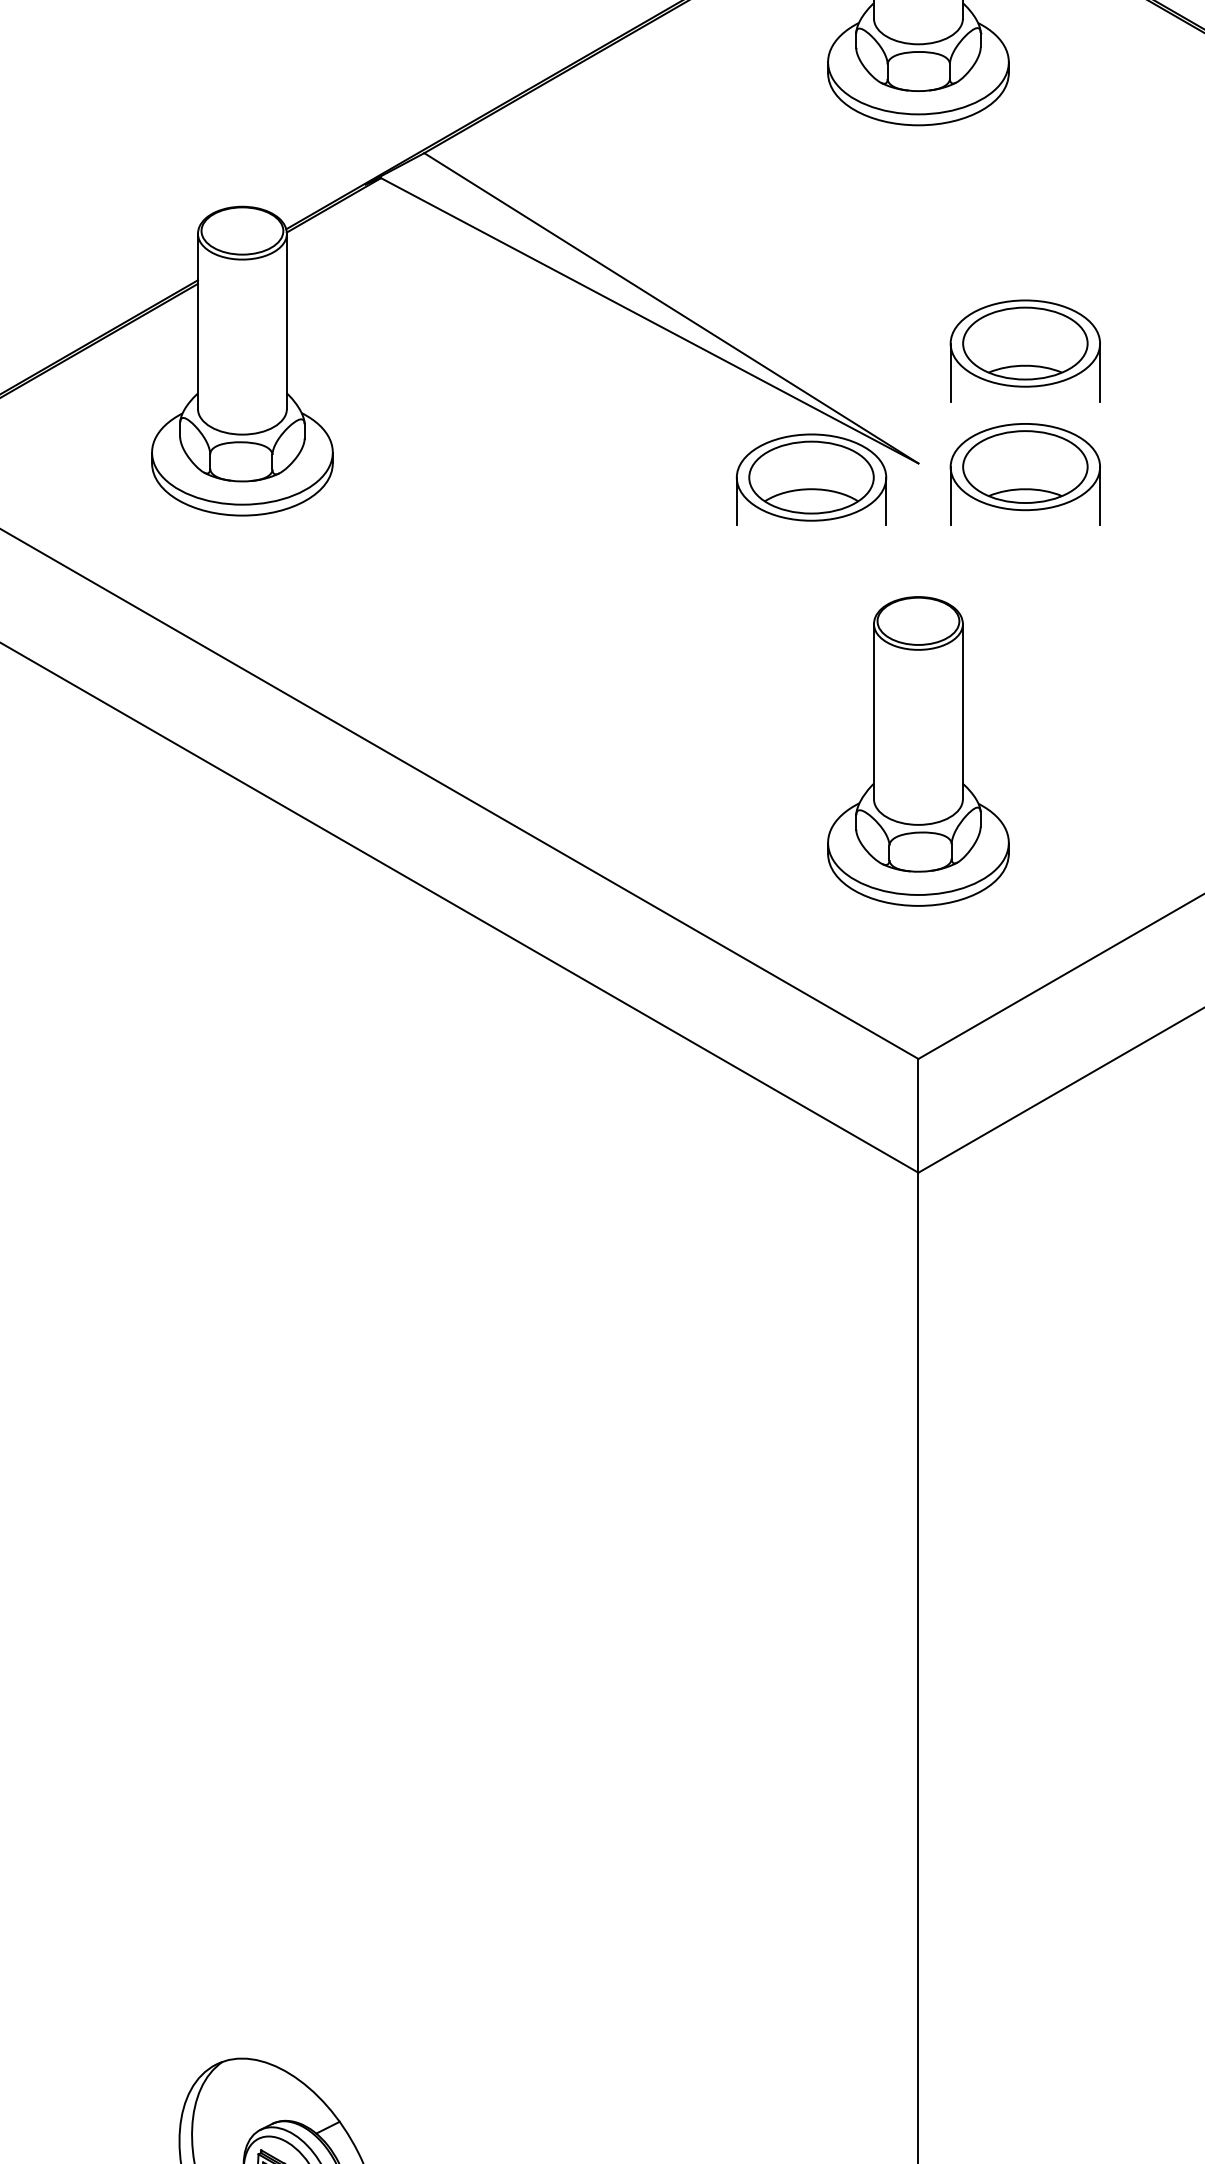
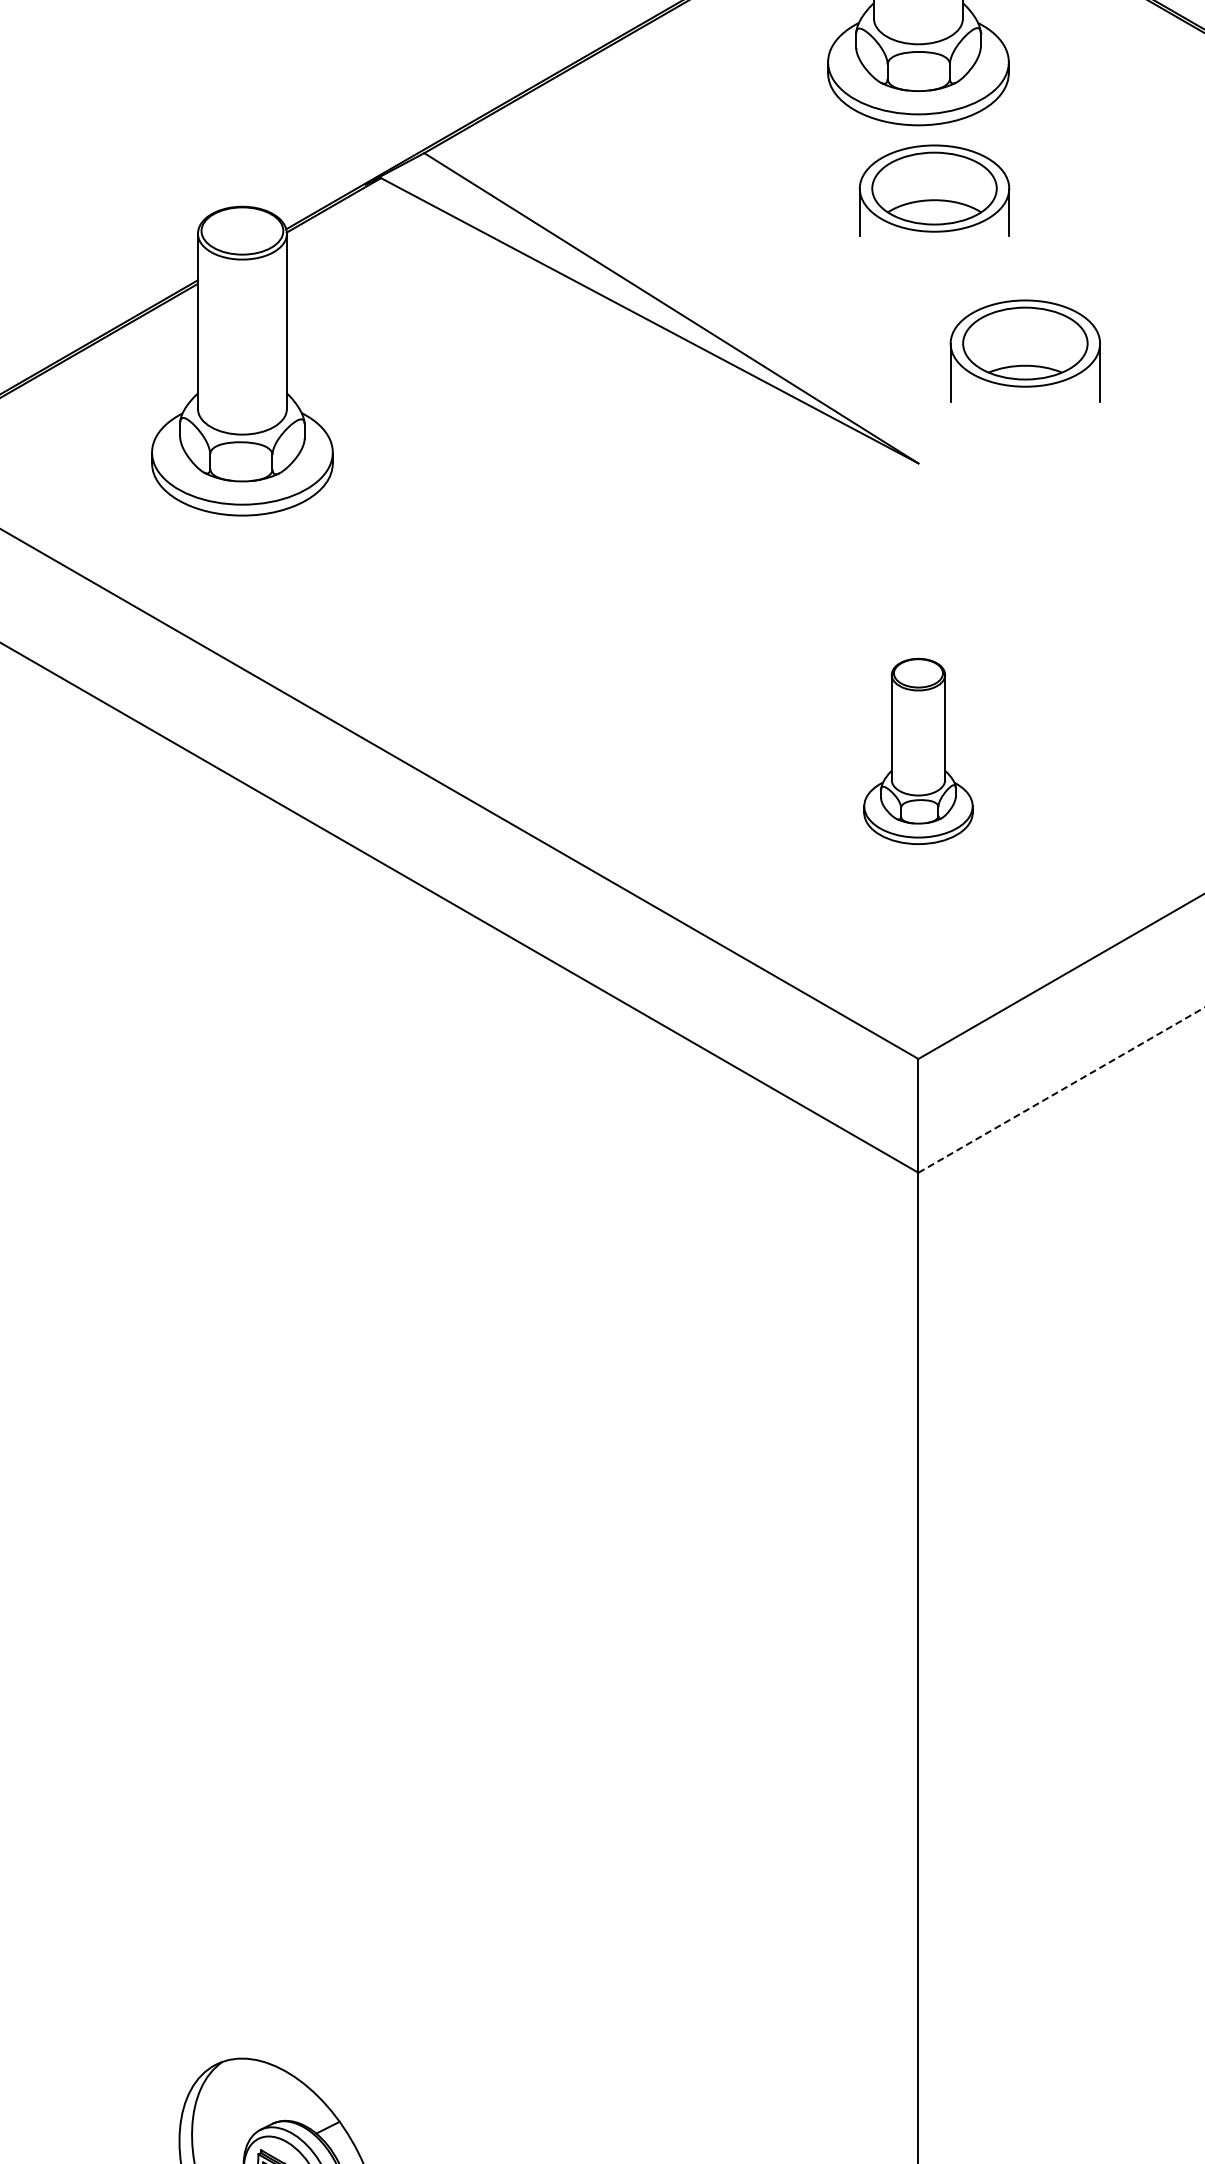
part: present -> none (1024, 474)
part position: (811, 479) -> (934, 190) (934, 190)
part size: 183x311 px -> 111x188 px (918, 750)
line: solid -> dashed (1062, 1089)
